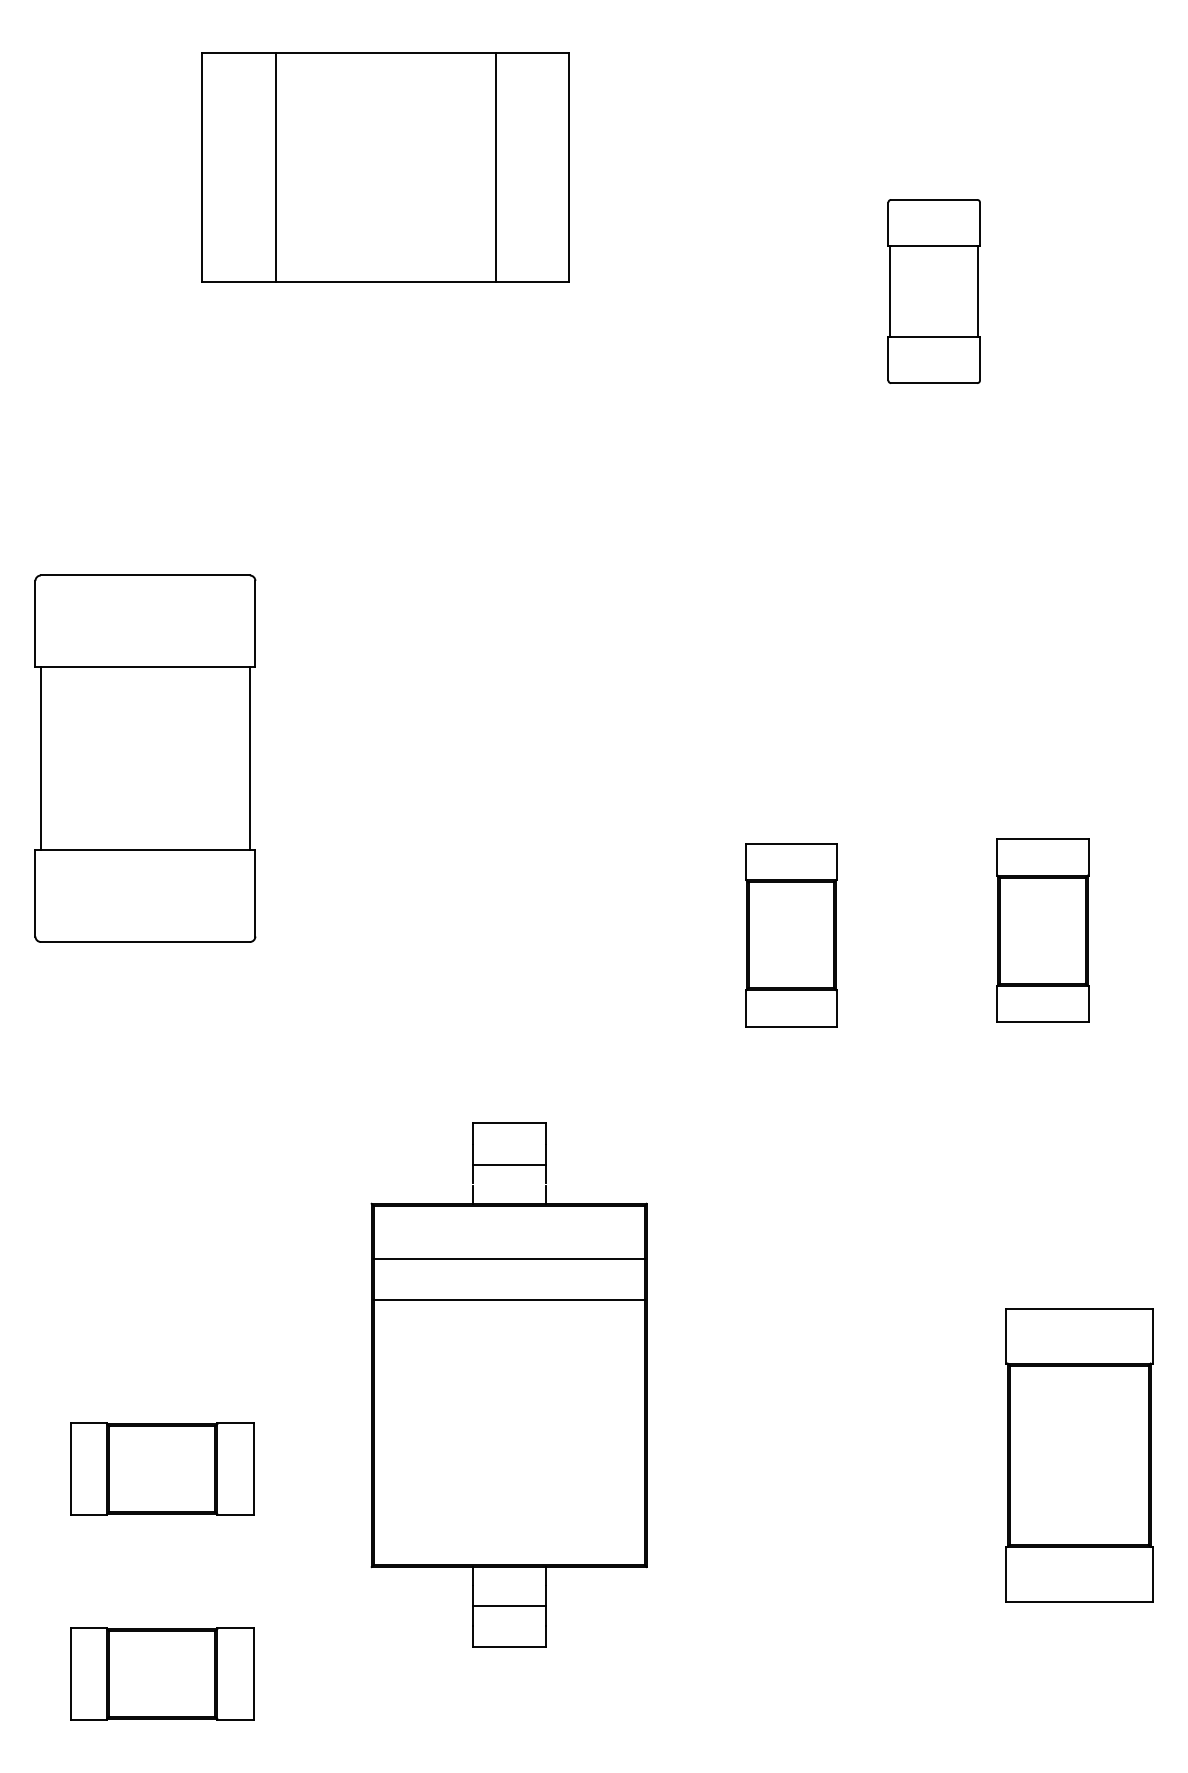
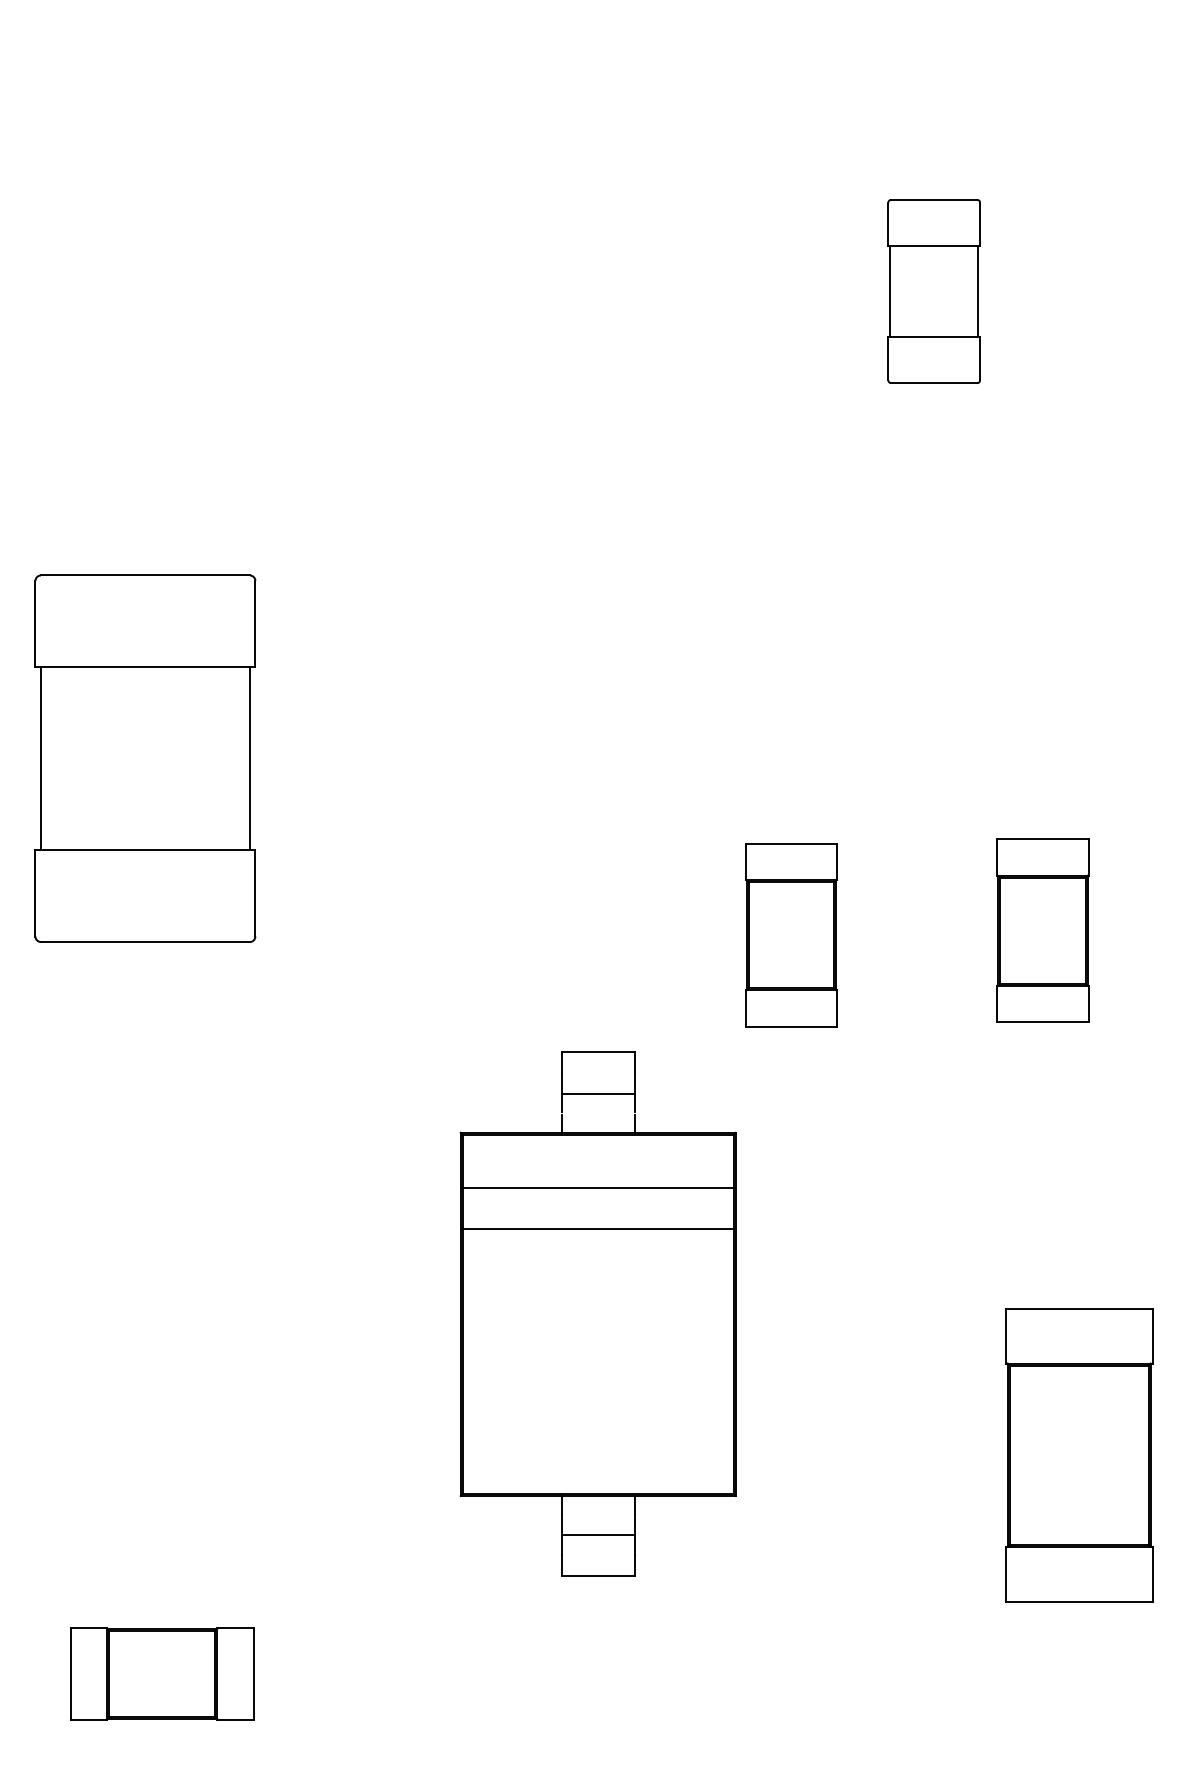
part: present -> none (385, 167)
part position: (508, 1384) -> (597, 1313) (597, 1313)
part: present -> none (162, 1468)
